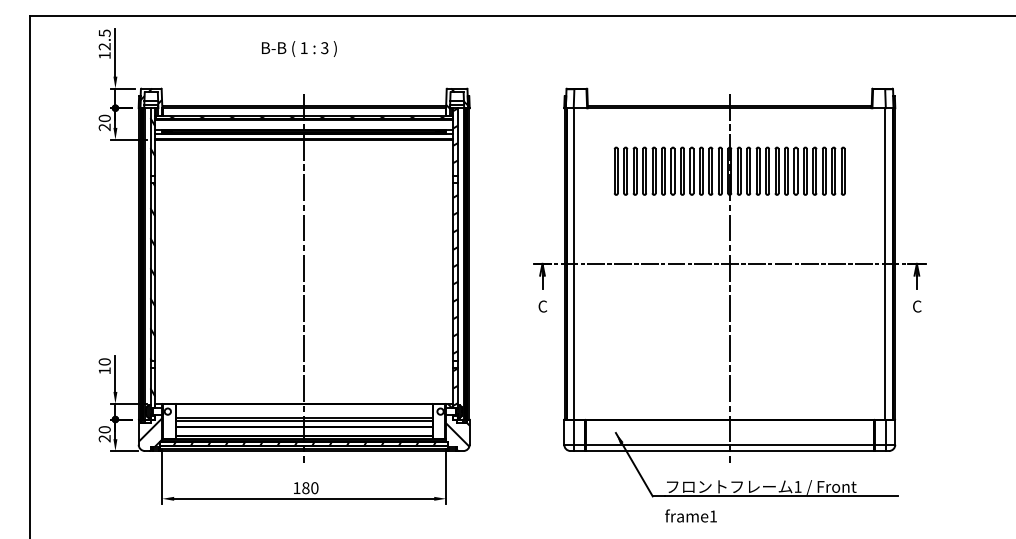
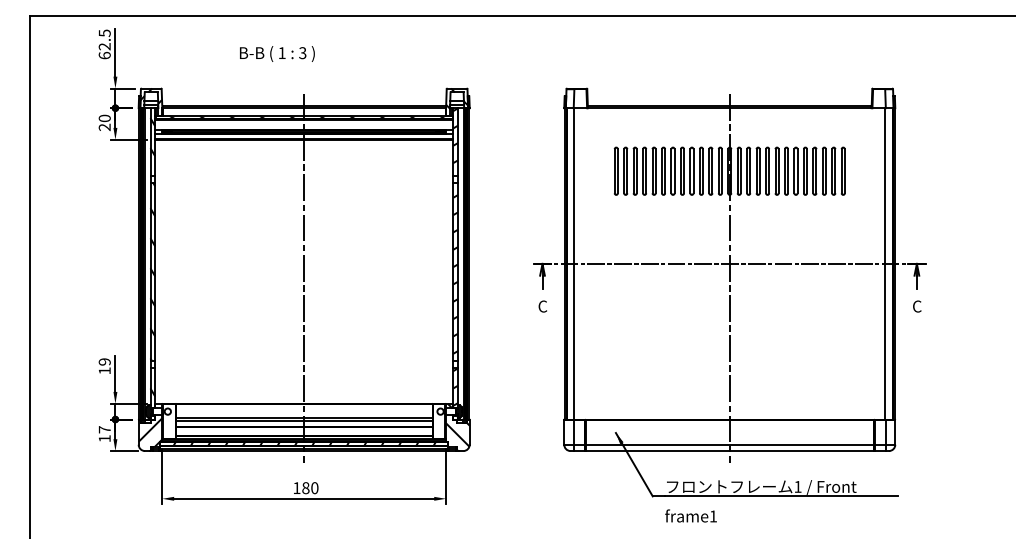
text position: (299, 48) -> (277, 53) (277, 53)
text: 12.5 -> 62.5 (104, 55)
text: 10 -> 19 (104, 361)
text: 20 -> 17 (104, 434)
